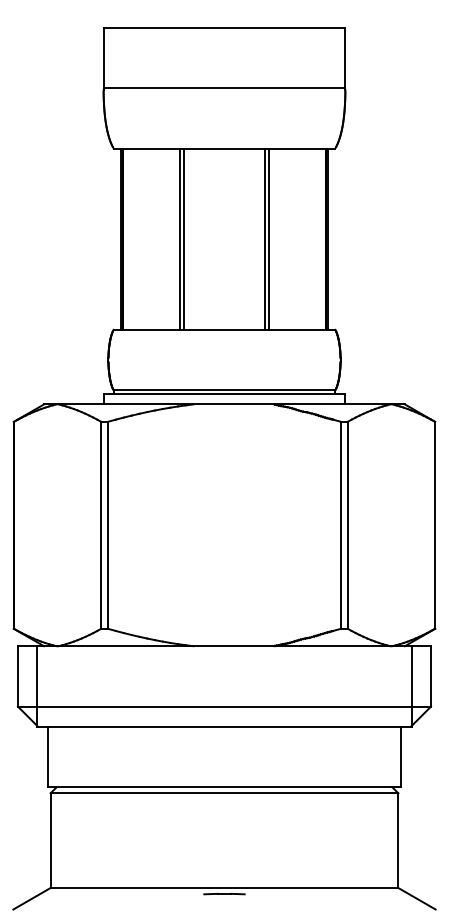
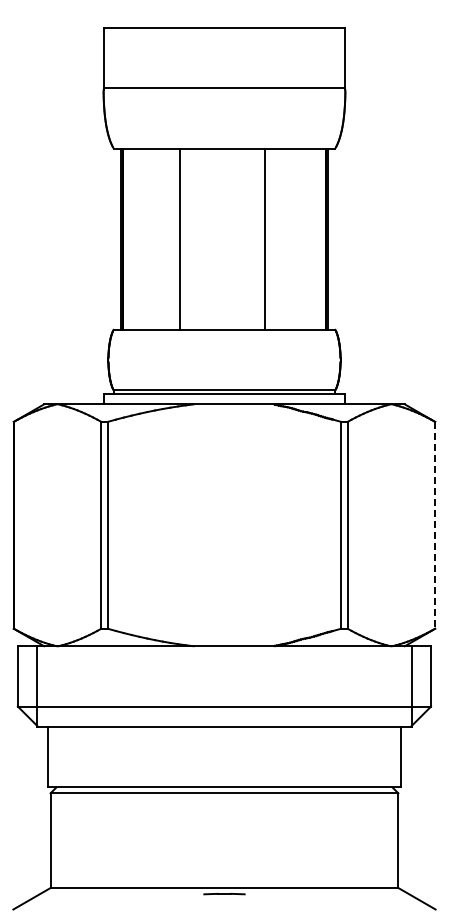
line: present -> none (184, 238)
line: present -> none (269, 238)
line: solid -> dashed (435, 525)
